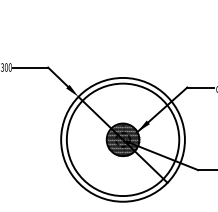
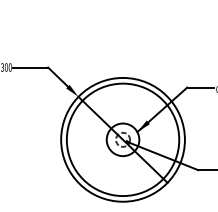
hatch: present -> none (122, 139)
